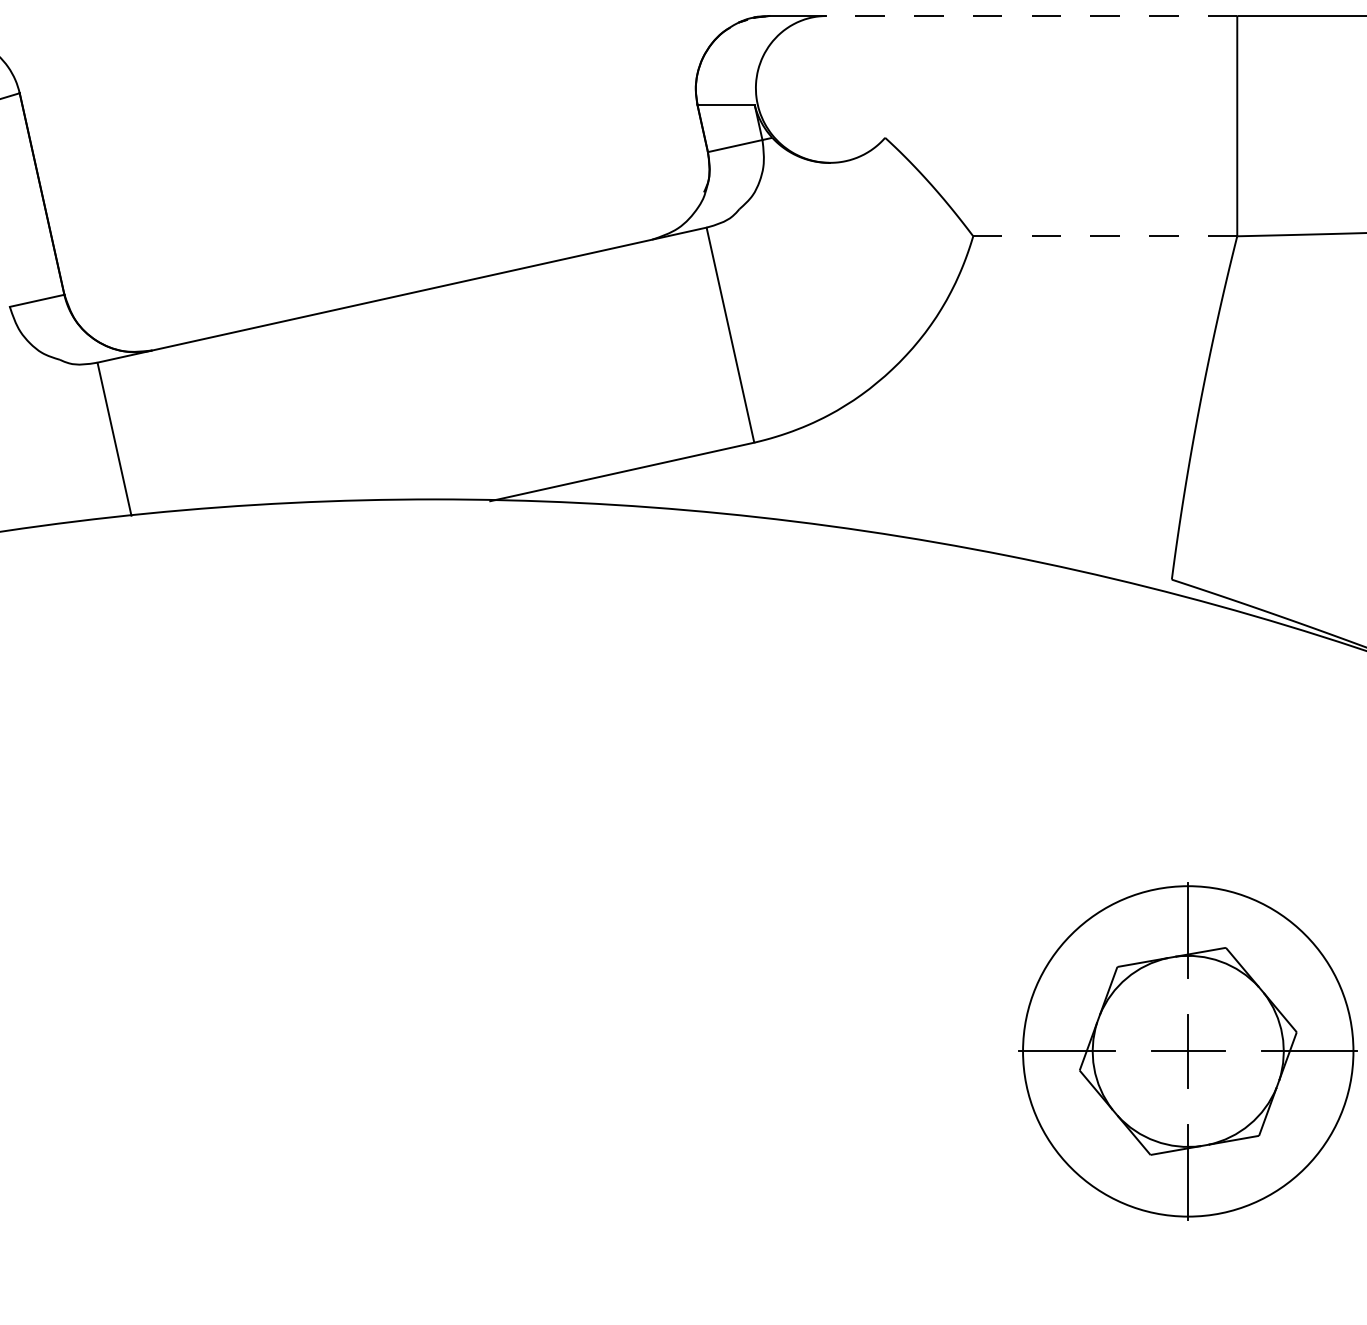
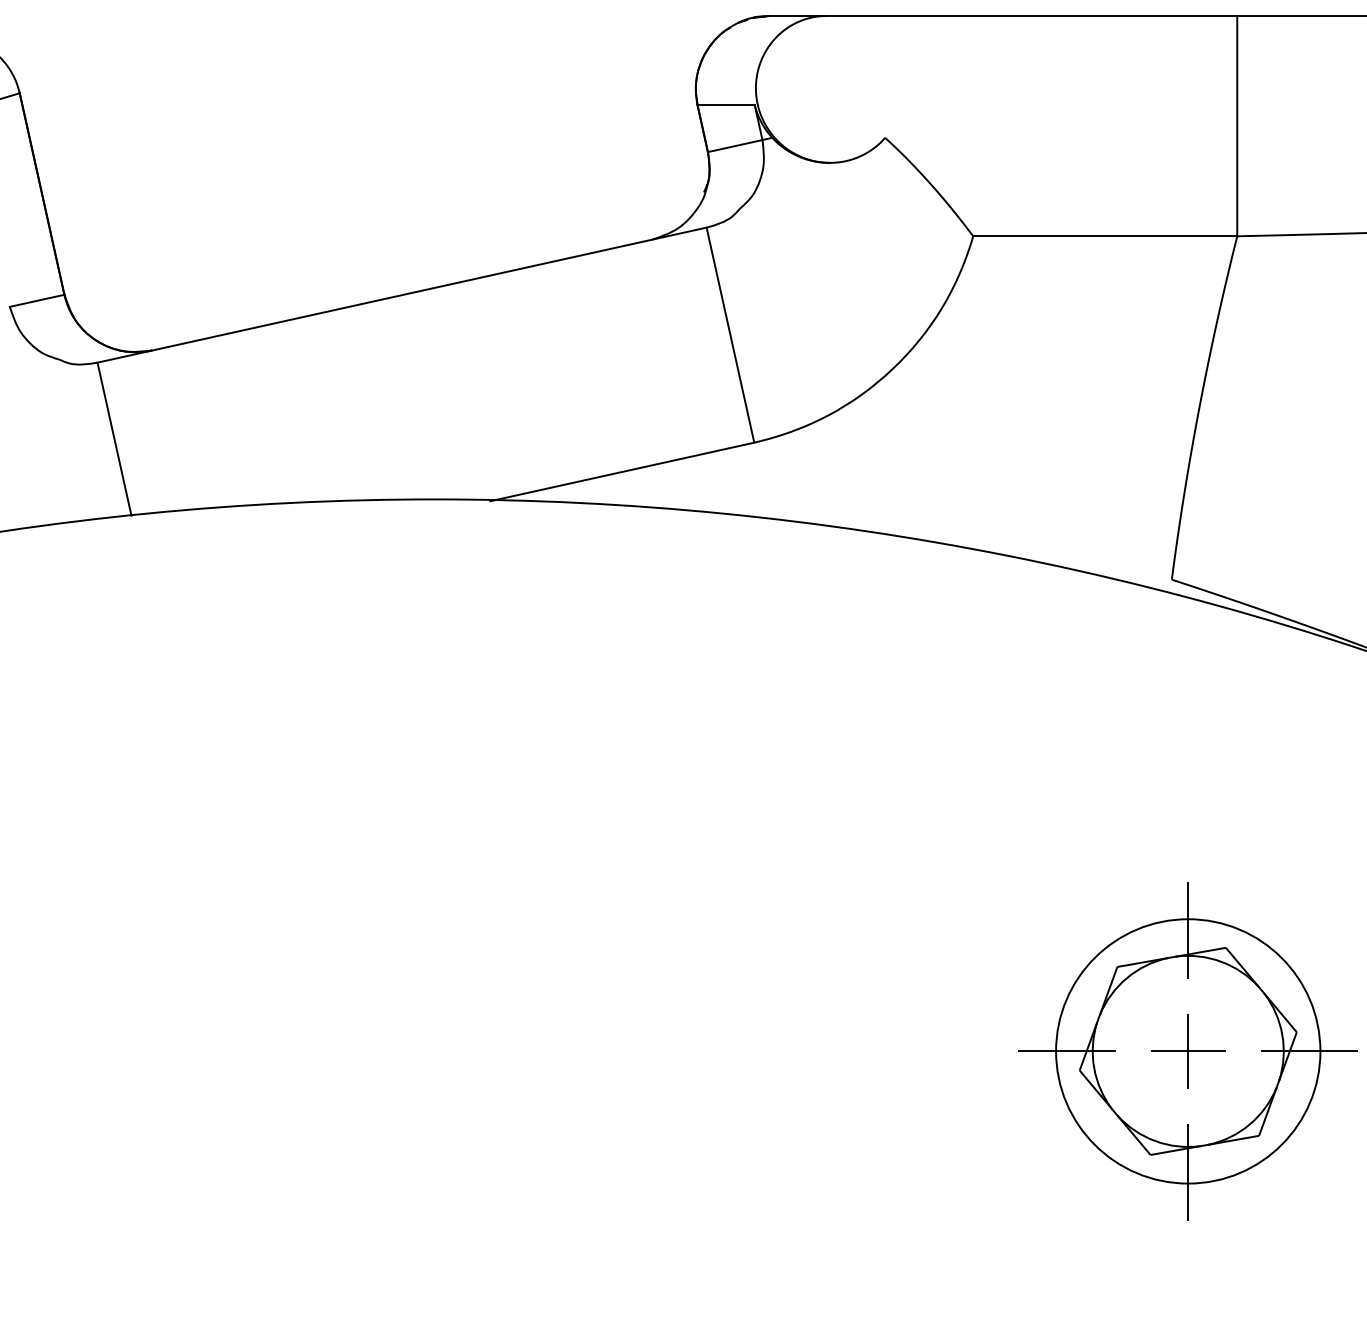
line: dashed -> solid (1031, 16)
line: dashed -> solid (1104, 236)
circle diameter: 330 px -> 264 px (1188, 1051)
